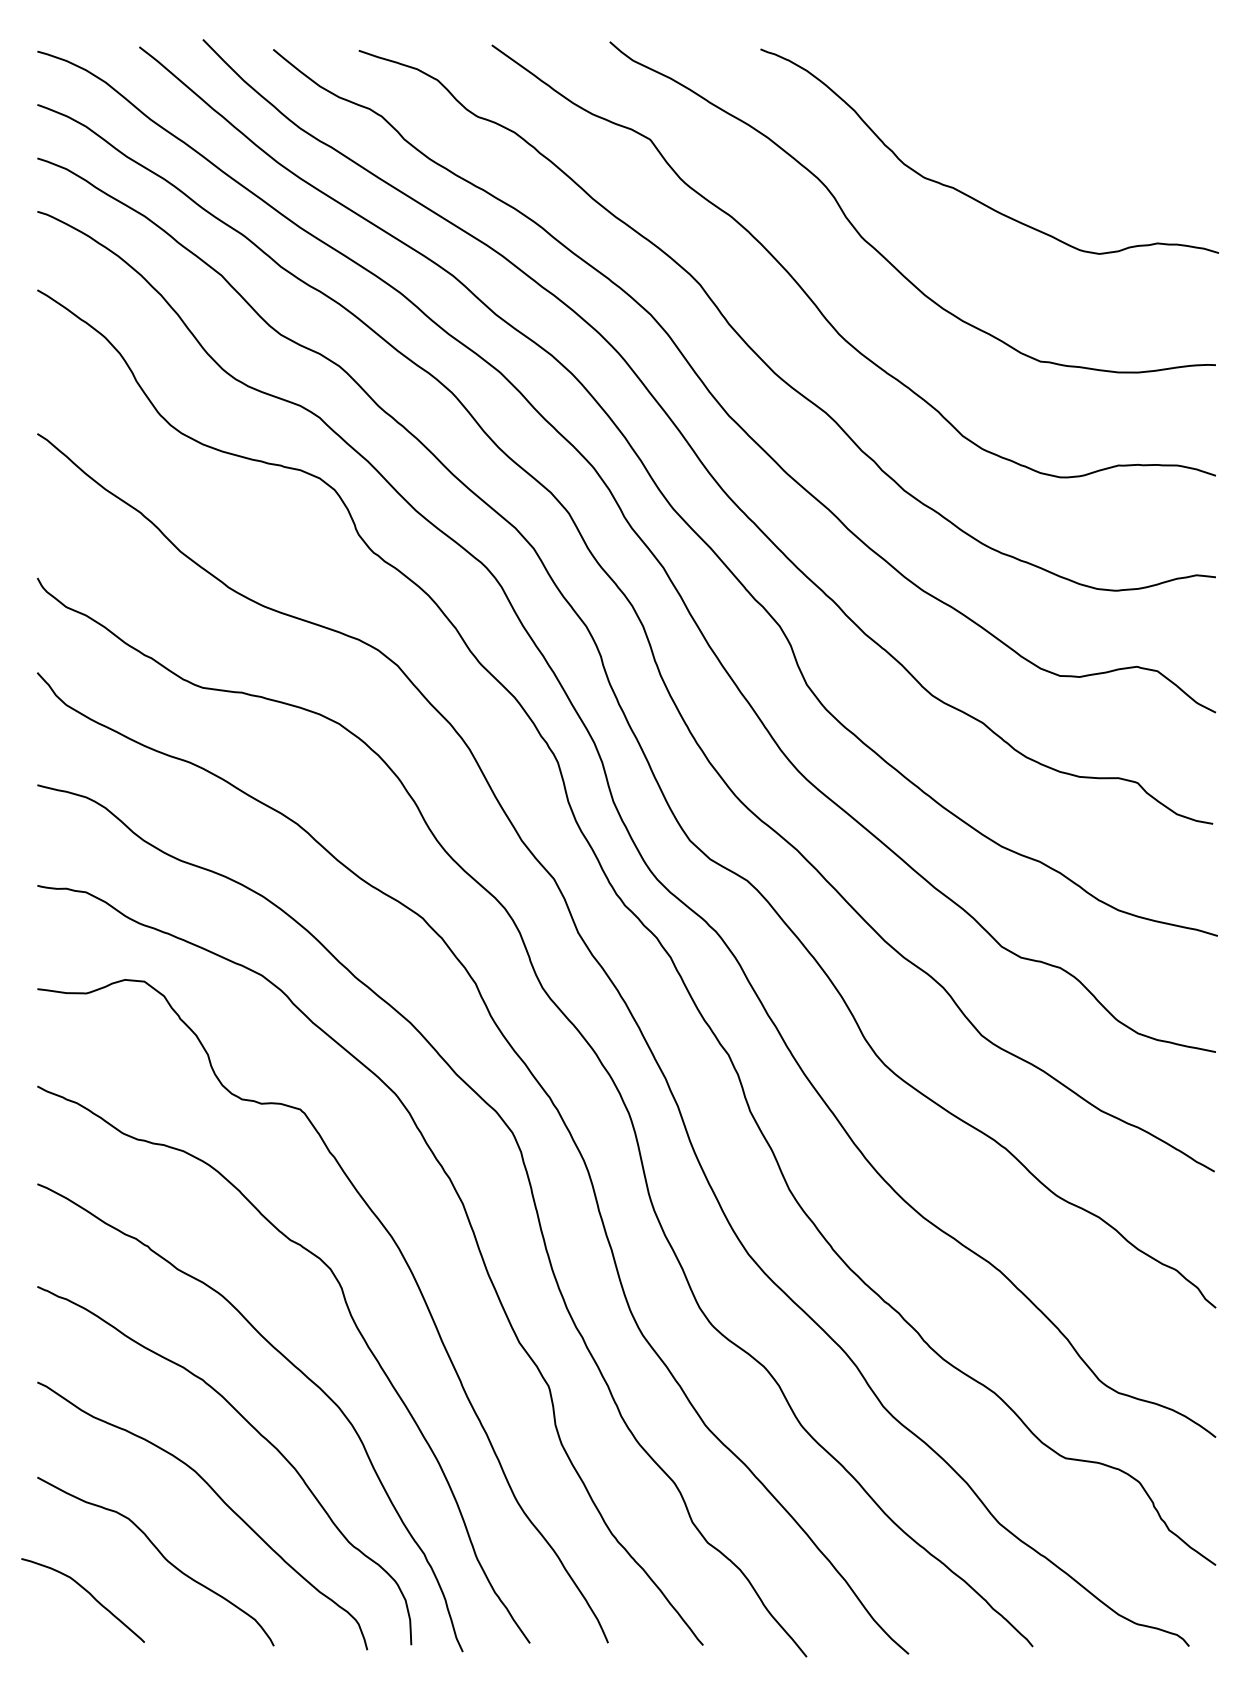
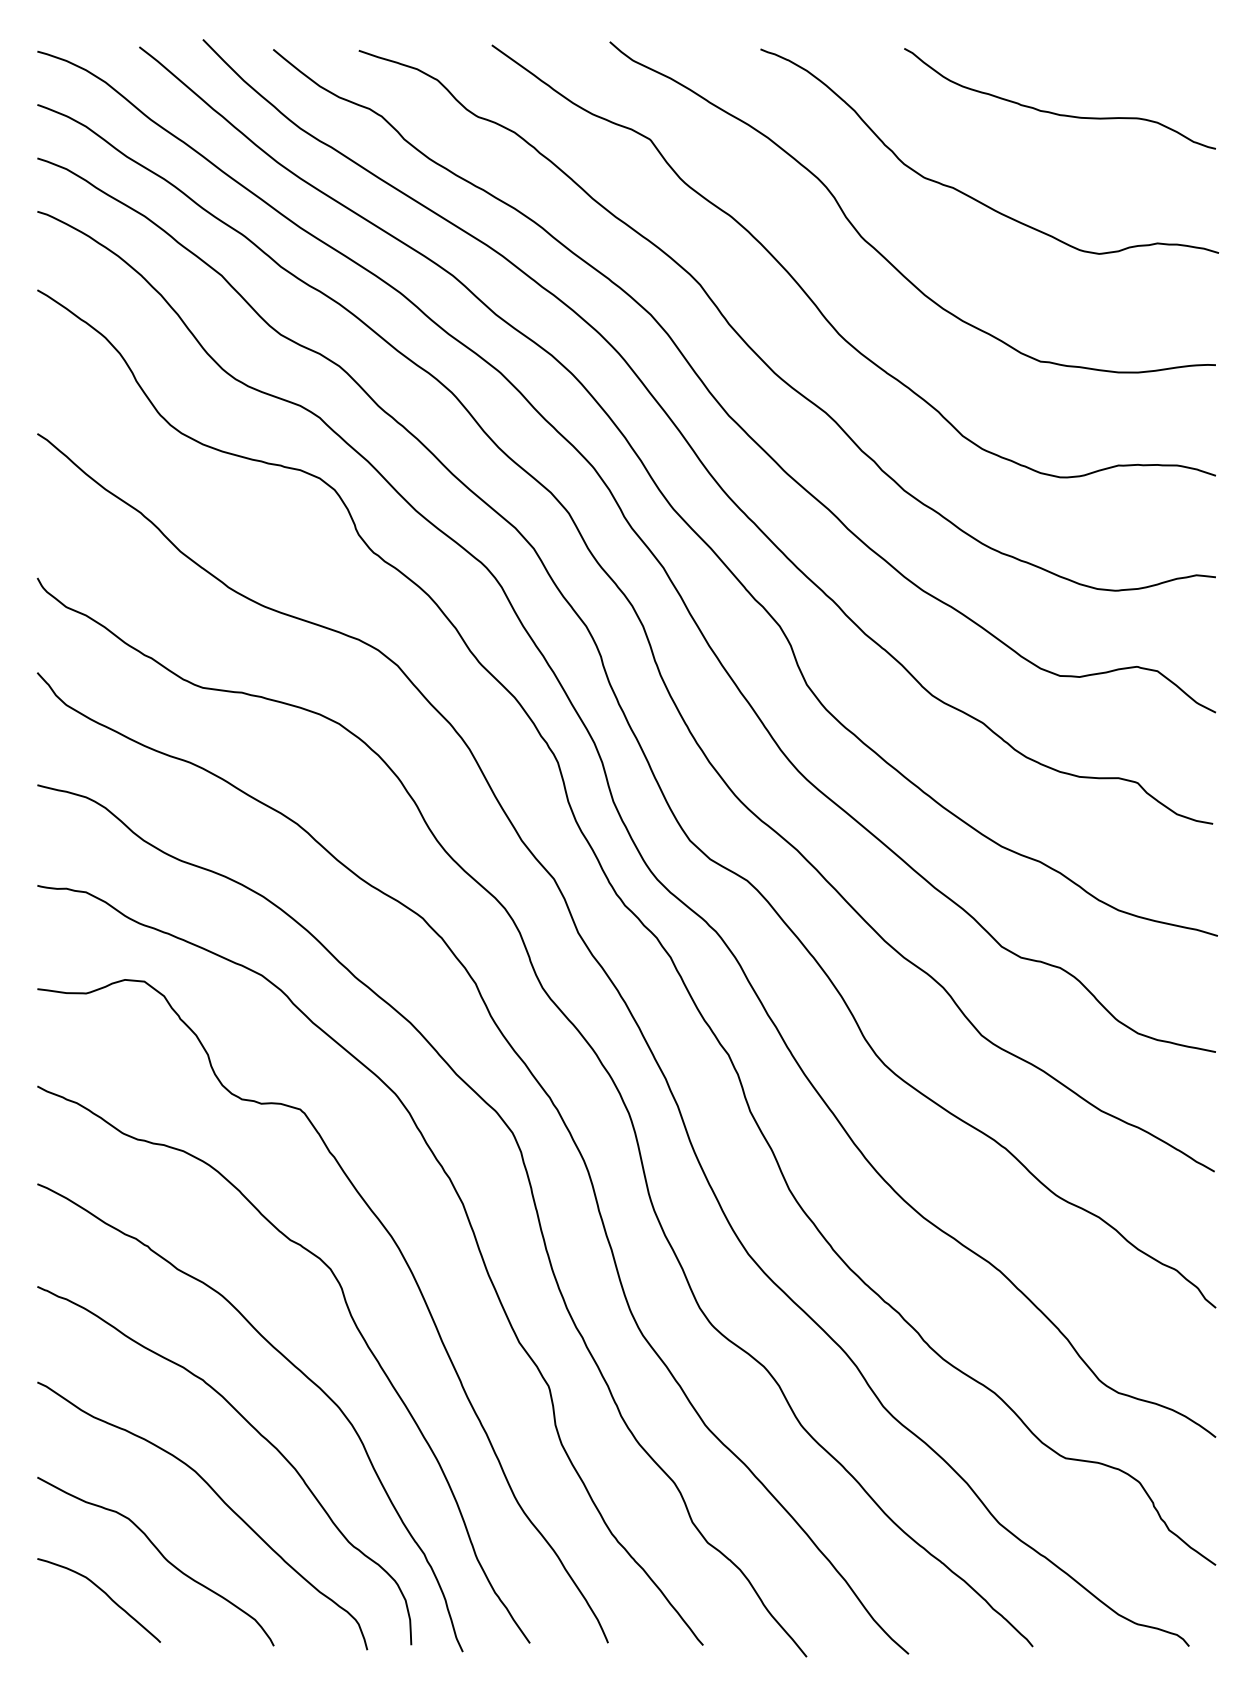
curve: none -> present (1054, 112)
curve position: (88, 1593) -> (104, 1593) (104, 1593)
